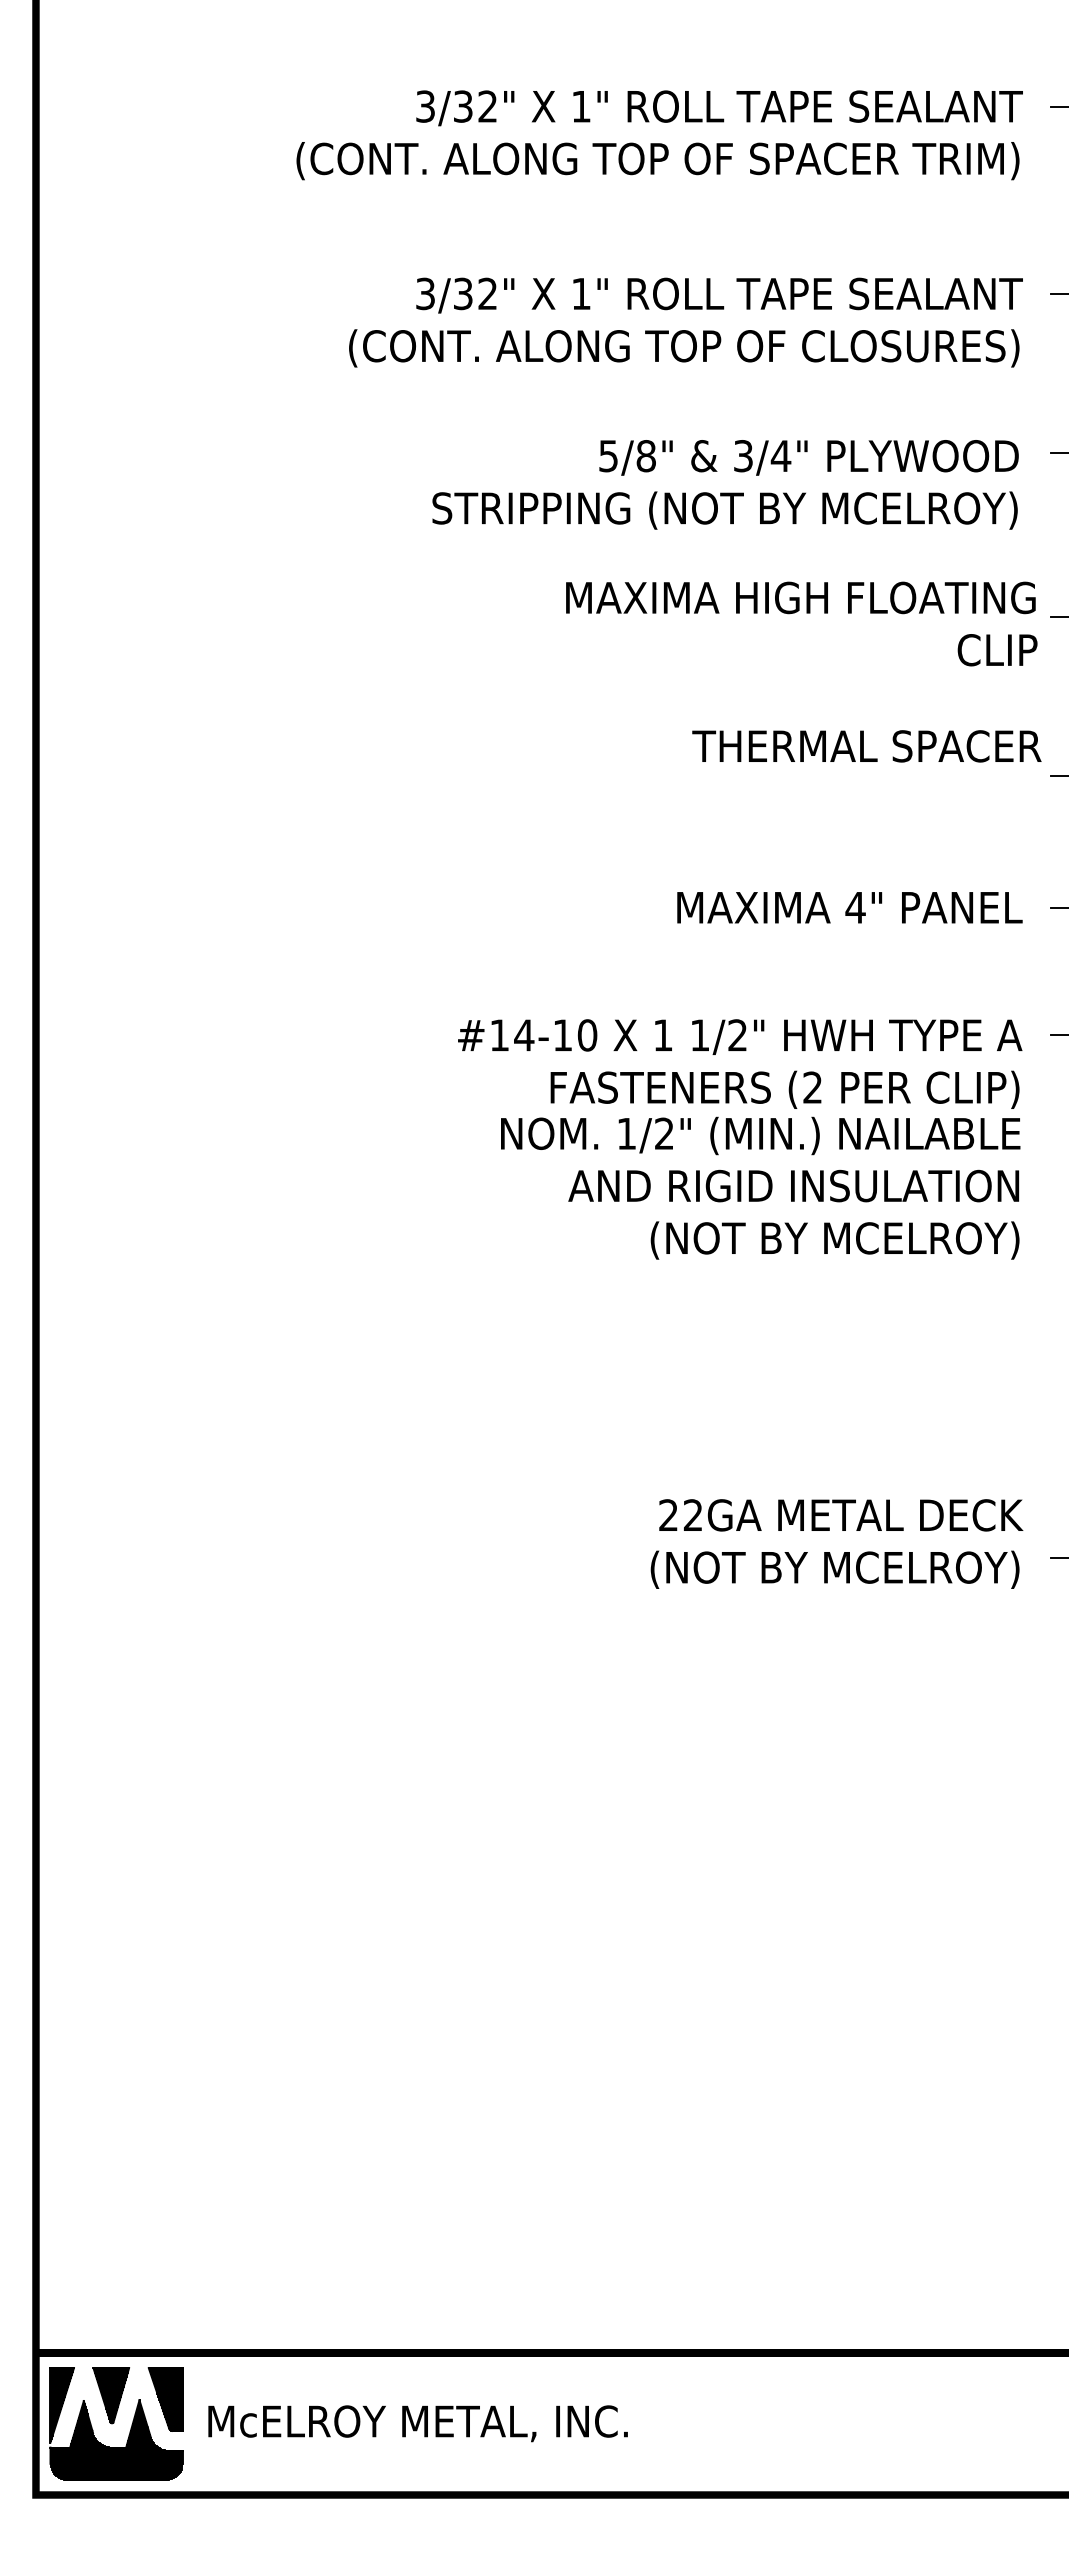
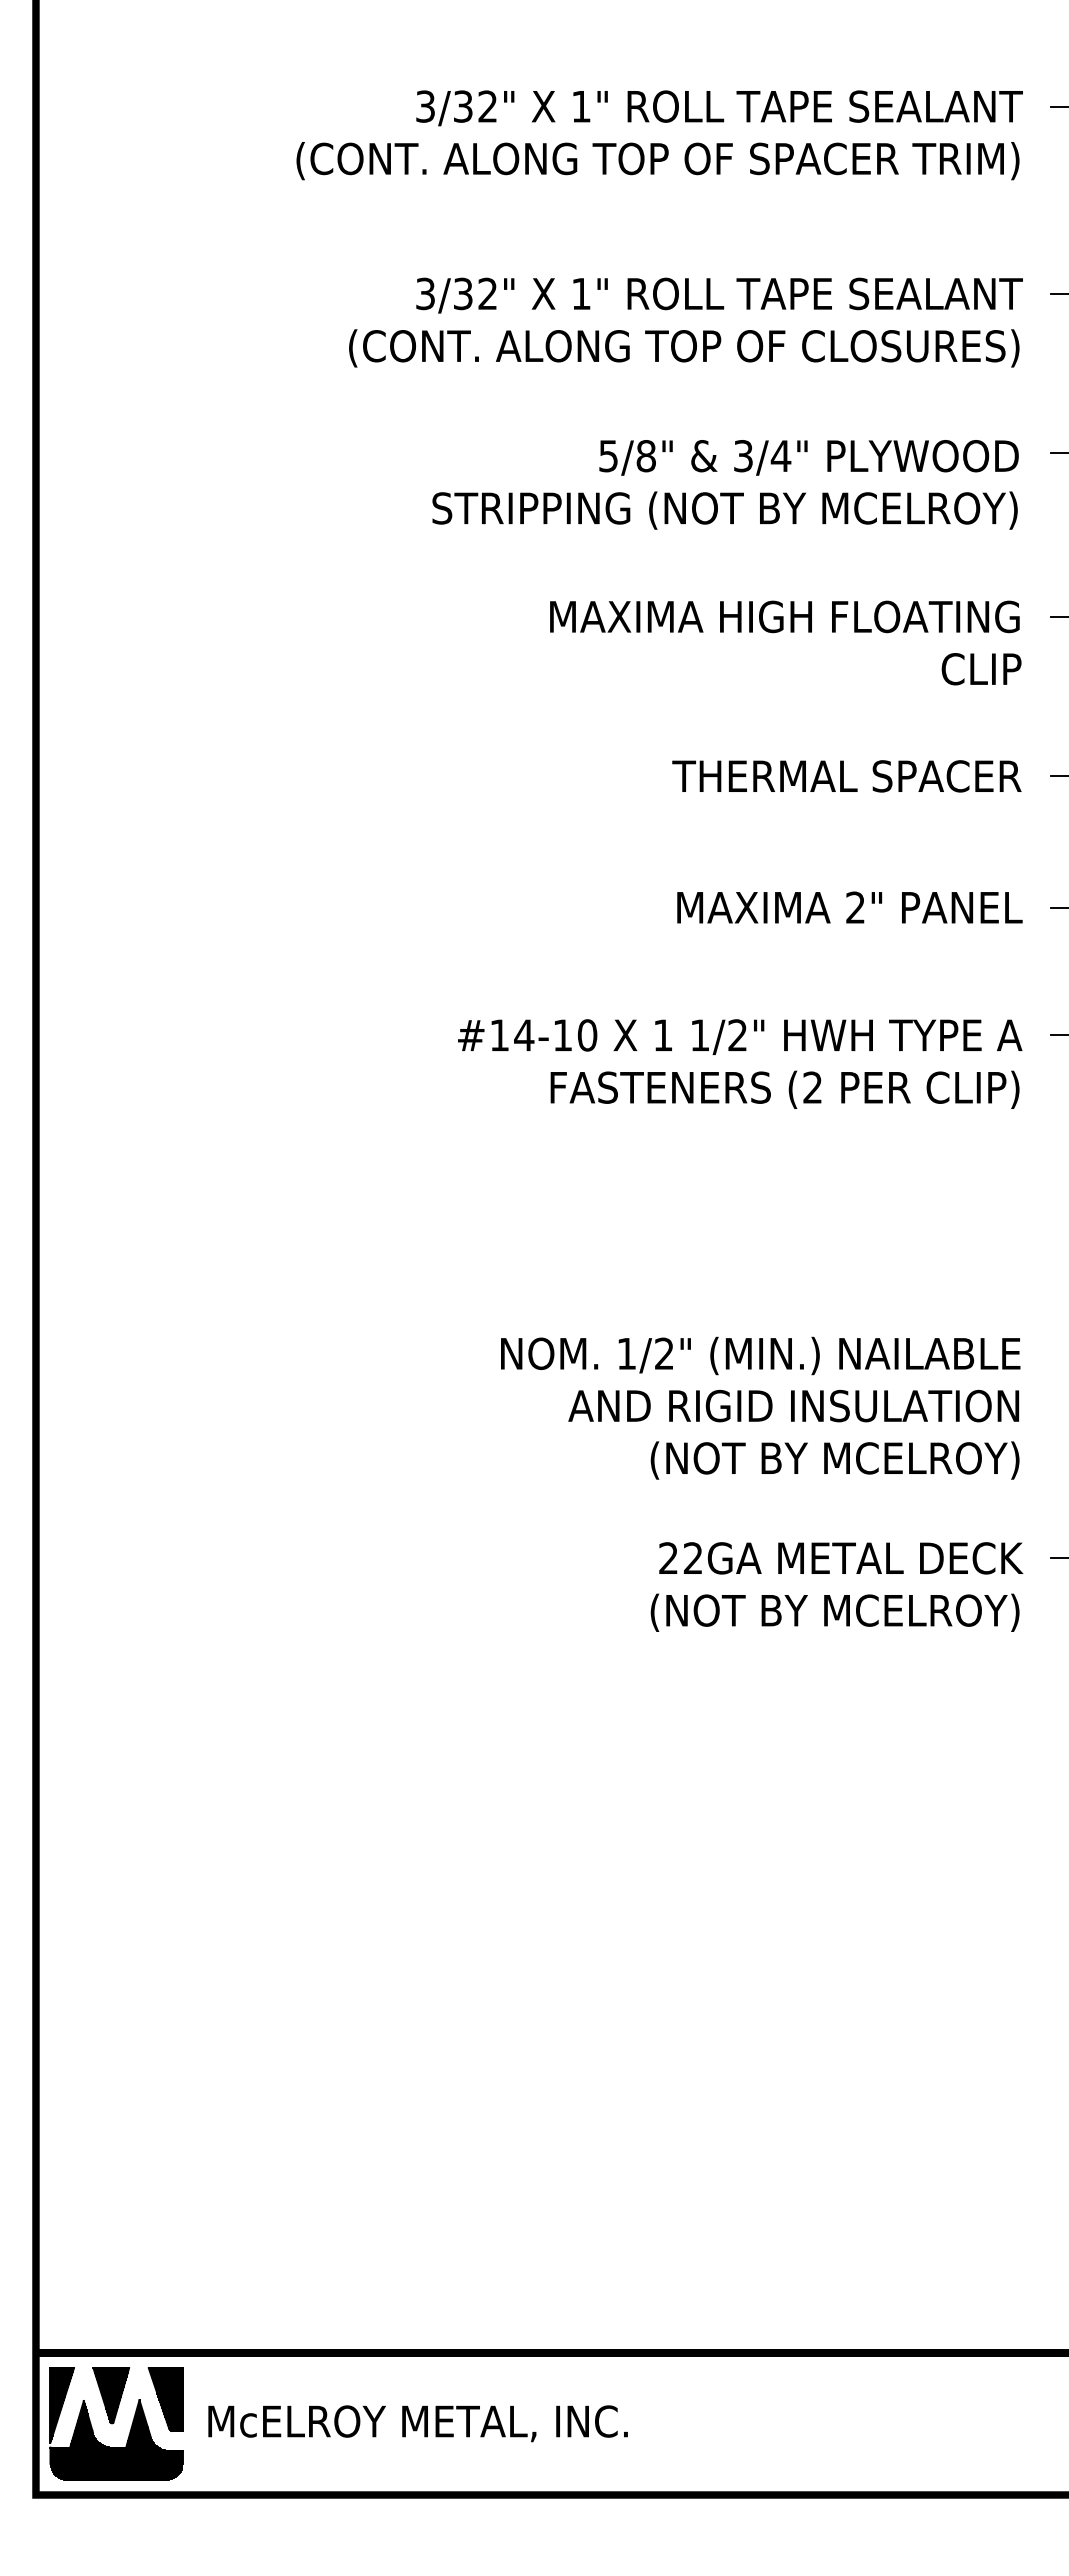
text position: (801, 623) -> (785, 642) (785, 642)
text position: (866, 746) -> (846, 776) (846, 776)
text: 4" -> 2" (855, 907)
text position: (760, 1187) -> (760, 1407) (760, 1407)
text position: (836, 1543) -> (836, 1586) (836, 1586)
